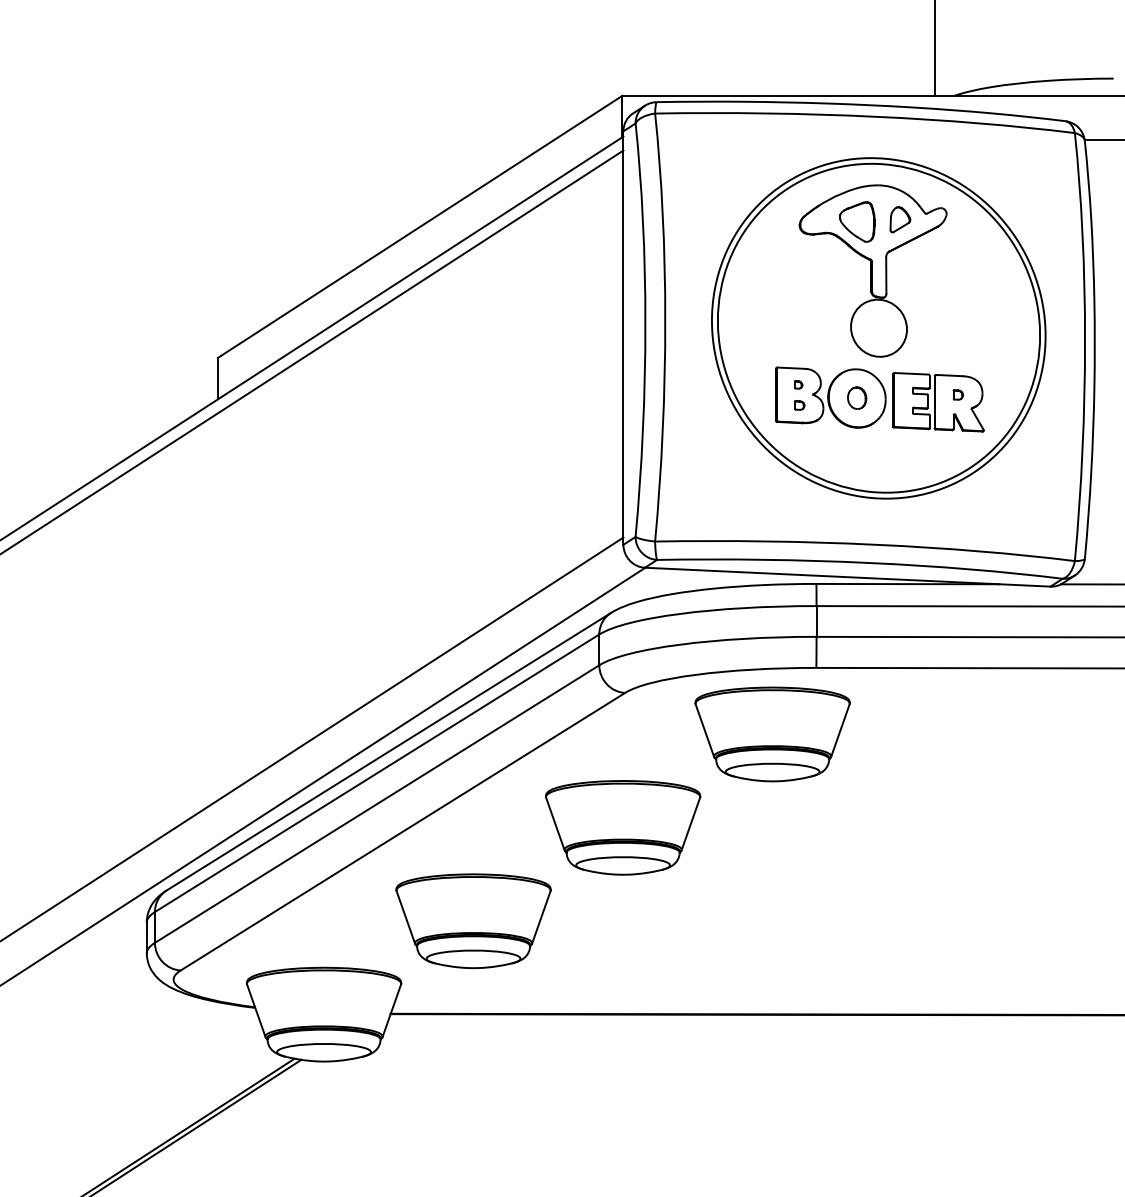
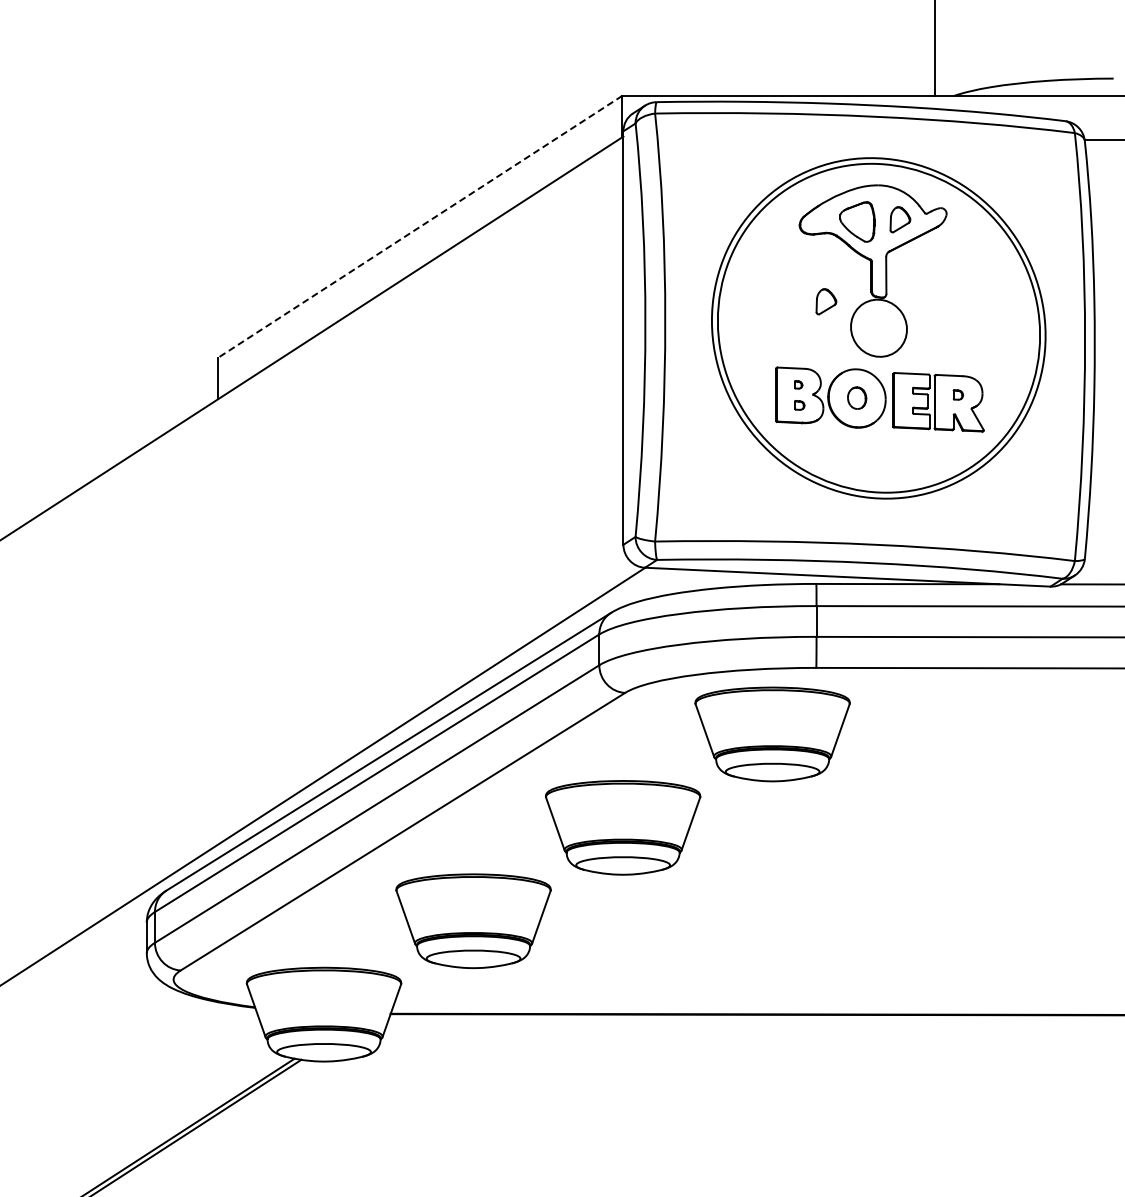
line: solid -> dashed (419, 227)
part: none -> present (826, 301)
line: present -> none (312, 351)
line: present -> none (312, 738)
